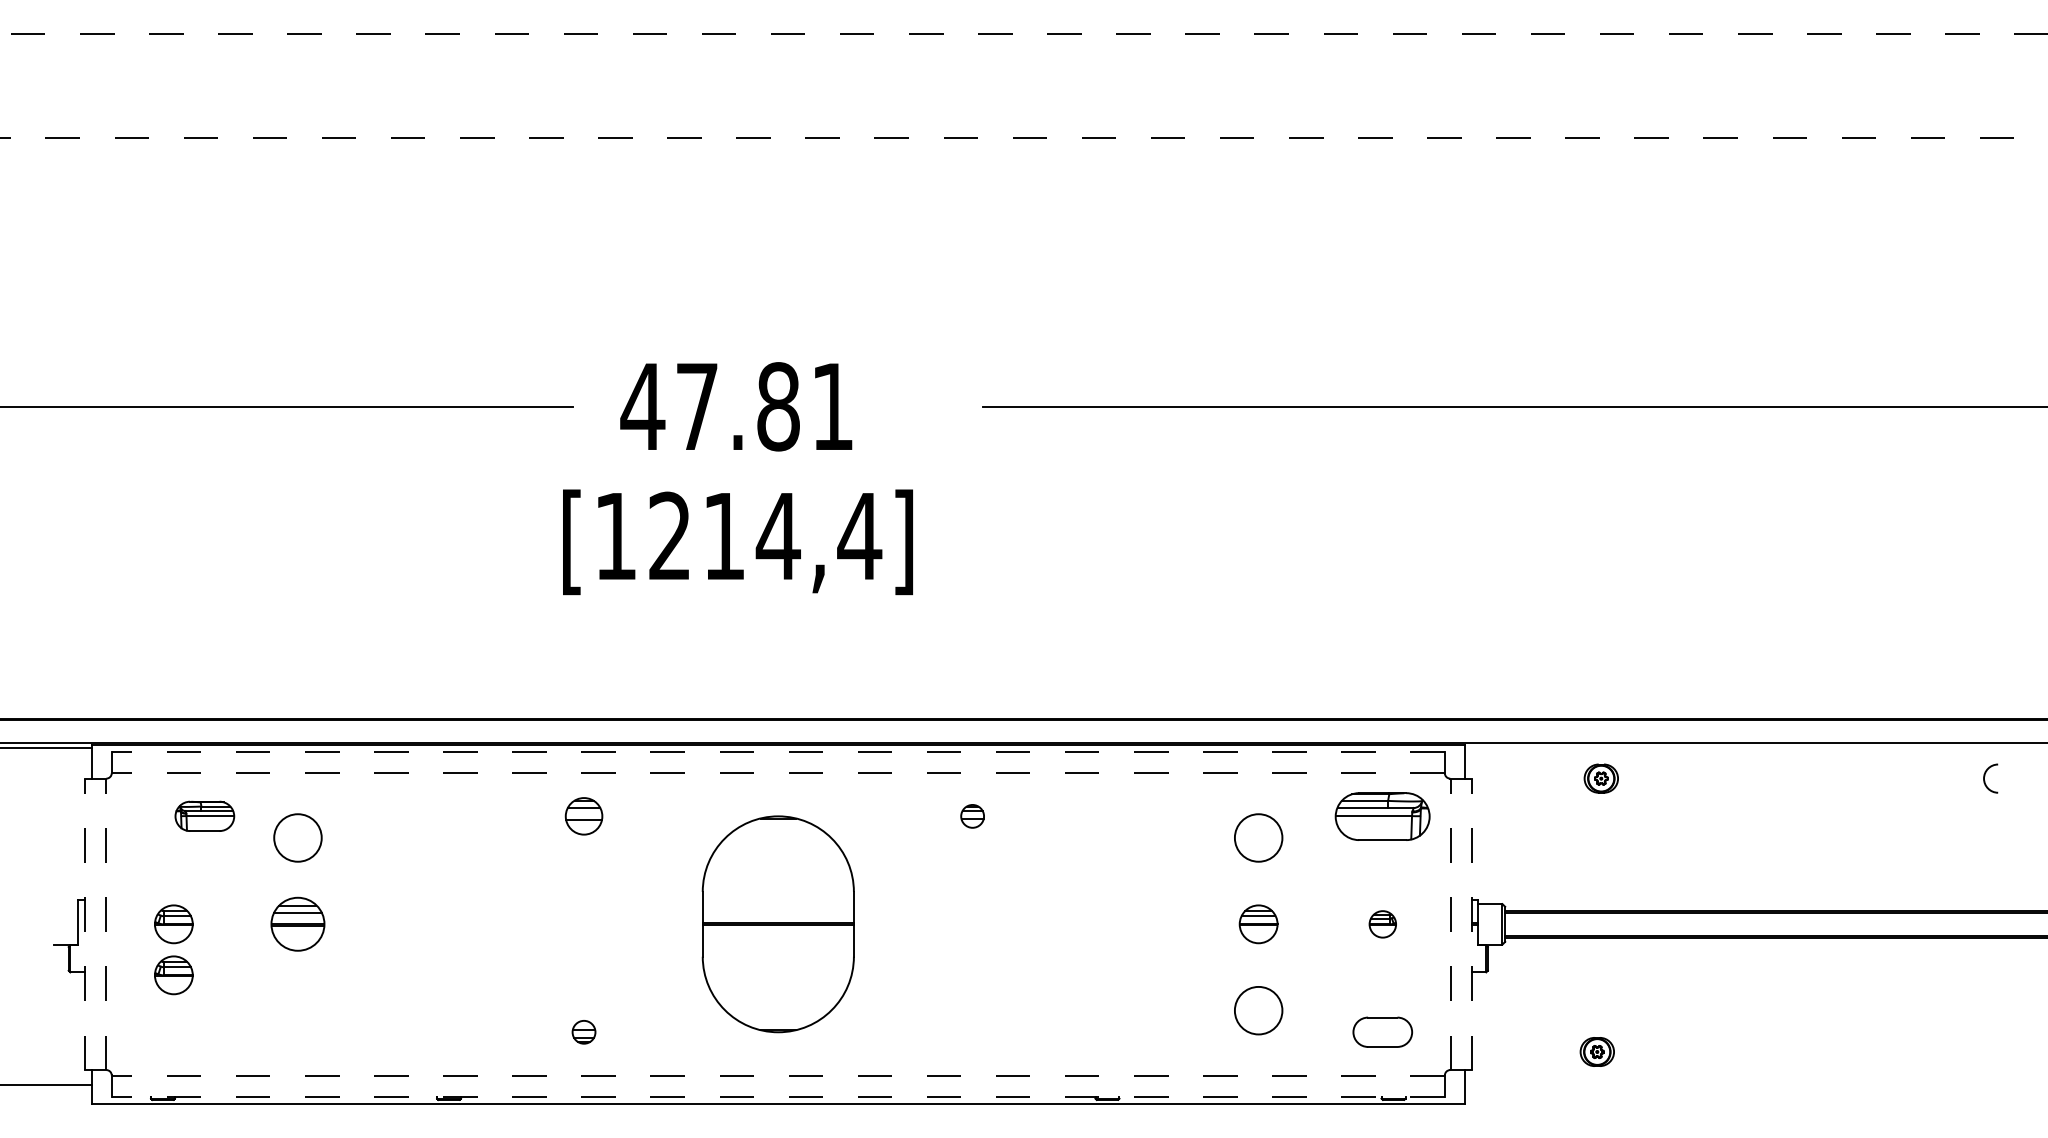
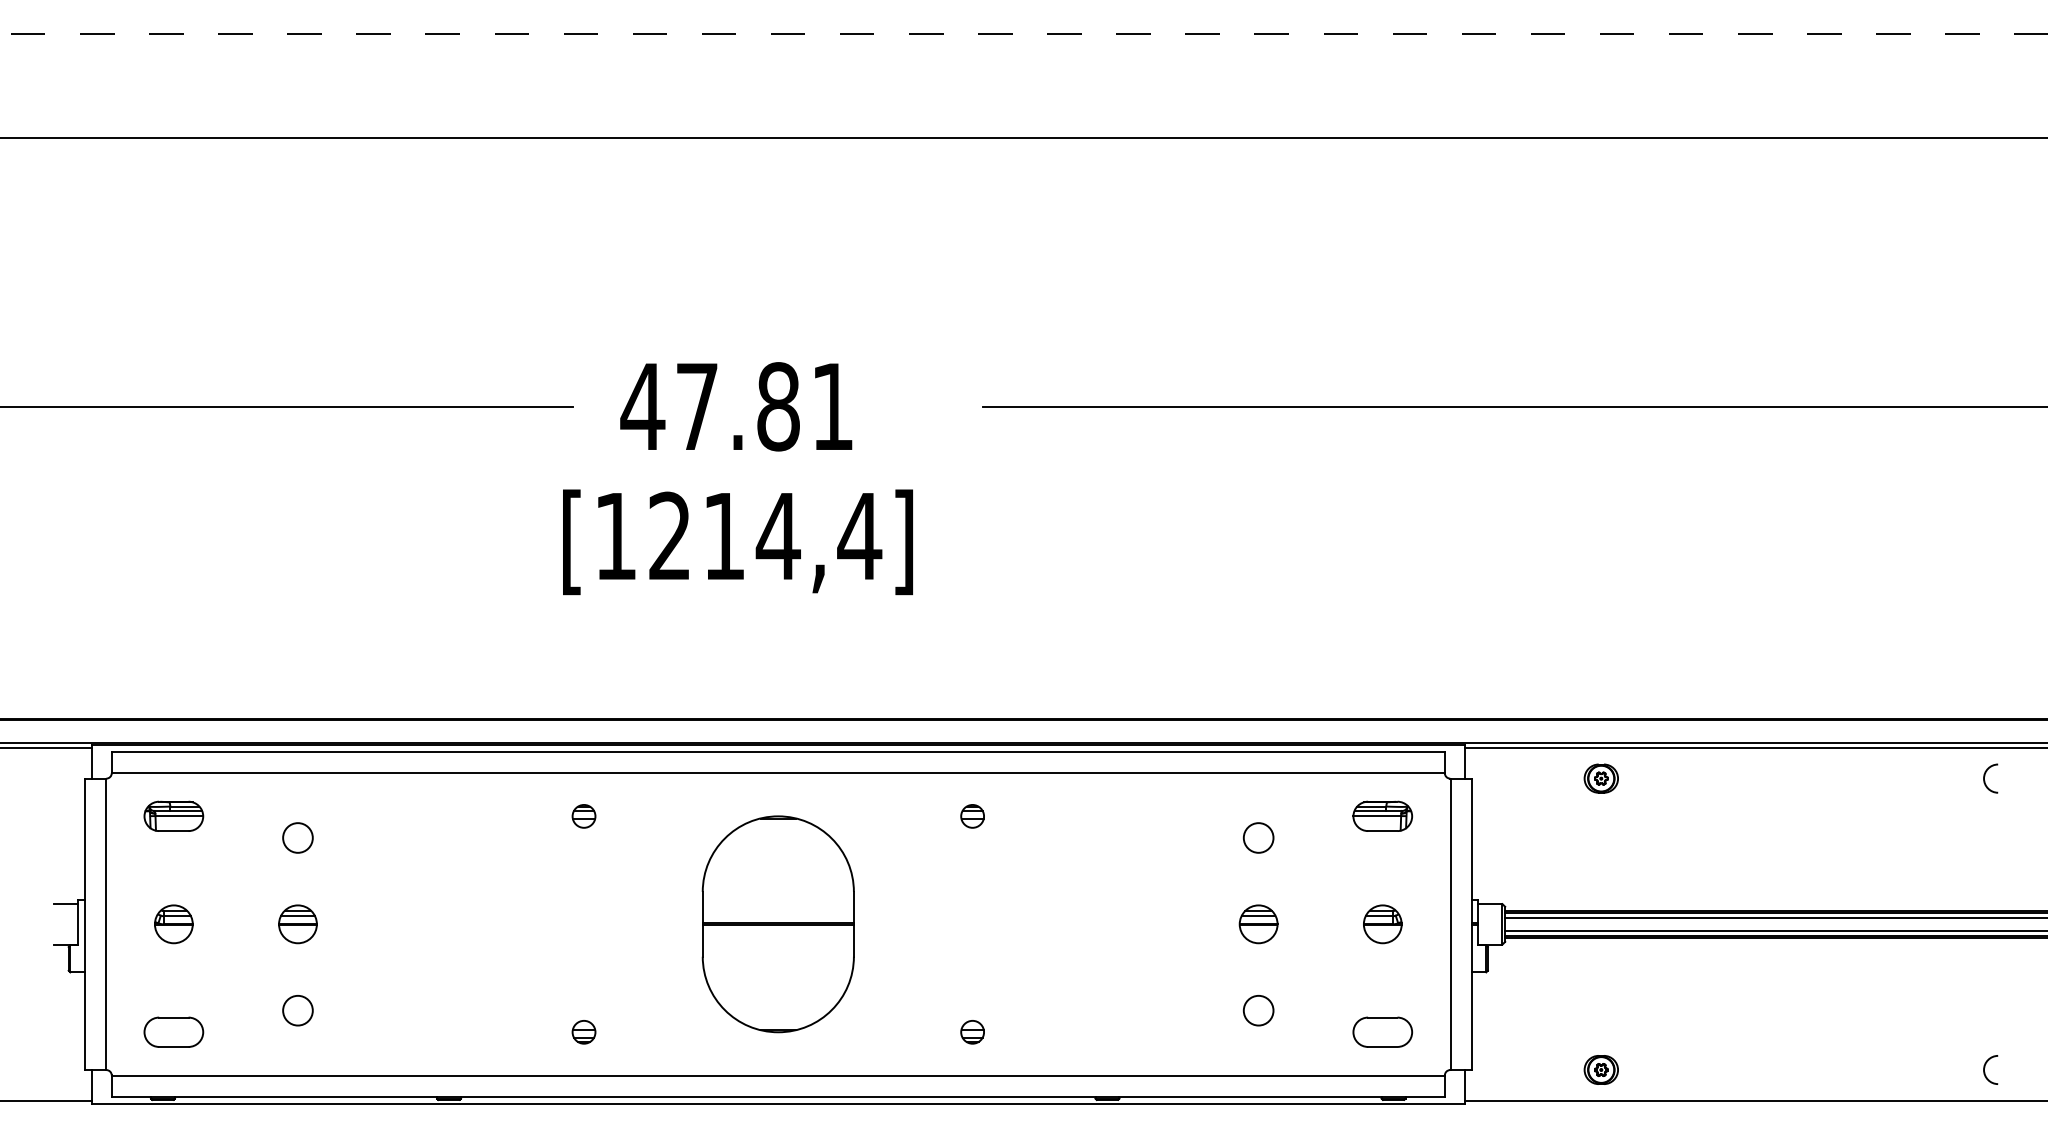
line: dashed -> solid (1024, 137)
line: none -> present (1754, 747)
line: dashed -> solid (778, 752)
line: dashed -> solid (778, 772)
part position: (204, 815) -> (173, 815) (173, 815)
part size: 40x39 px -> 26x25 px (583, 816)
part size: 97x49 px -> 62x32 px (1382, 815)
circle diameter: 48 px -> 30 px (297, 837)
circle diameter: 48 px -> 30 px (1258, 837)
line: none -> present (66, 904)
line: none -> present (1774, 918)
part size: 56x56 px -> 40x41 px (297, 924)
line: dashed -> solid (85, 924)
line: dashed -> solid (105, 924)
part size: 29x29 px -> 40x41 px (1382, 924)
line: dashed -> solid (1450, 924)
line: dashed -> solid (1471, 924)
line: none -> present (1774, 930)
part: present -> none (173, 975)
circle: none -> present (297, 1010)
circle diameter: 48 px -> 30 px (1258, 1010)
part: none -> present (173, 1031)
part: none -> present (972, 1032)
part position: (1596, 1051) -> (1600, 1069) (1600, 1069)
arc: none -> present (1985, 1067)
line: dashed -> solid (778, 1075)
line position: (46, 1084) -> (46, 1100) (46, 1100)
line: dashed -> solid (778, 1096)
line: none -> present (1754, 1100)
